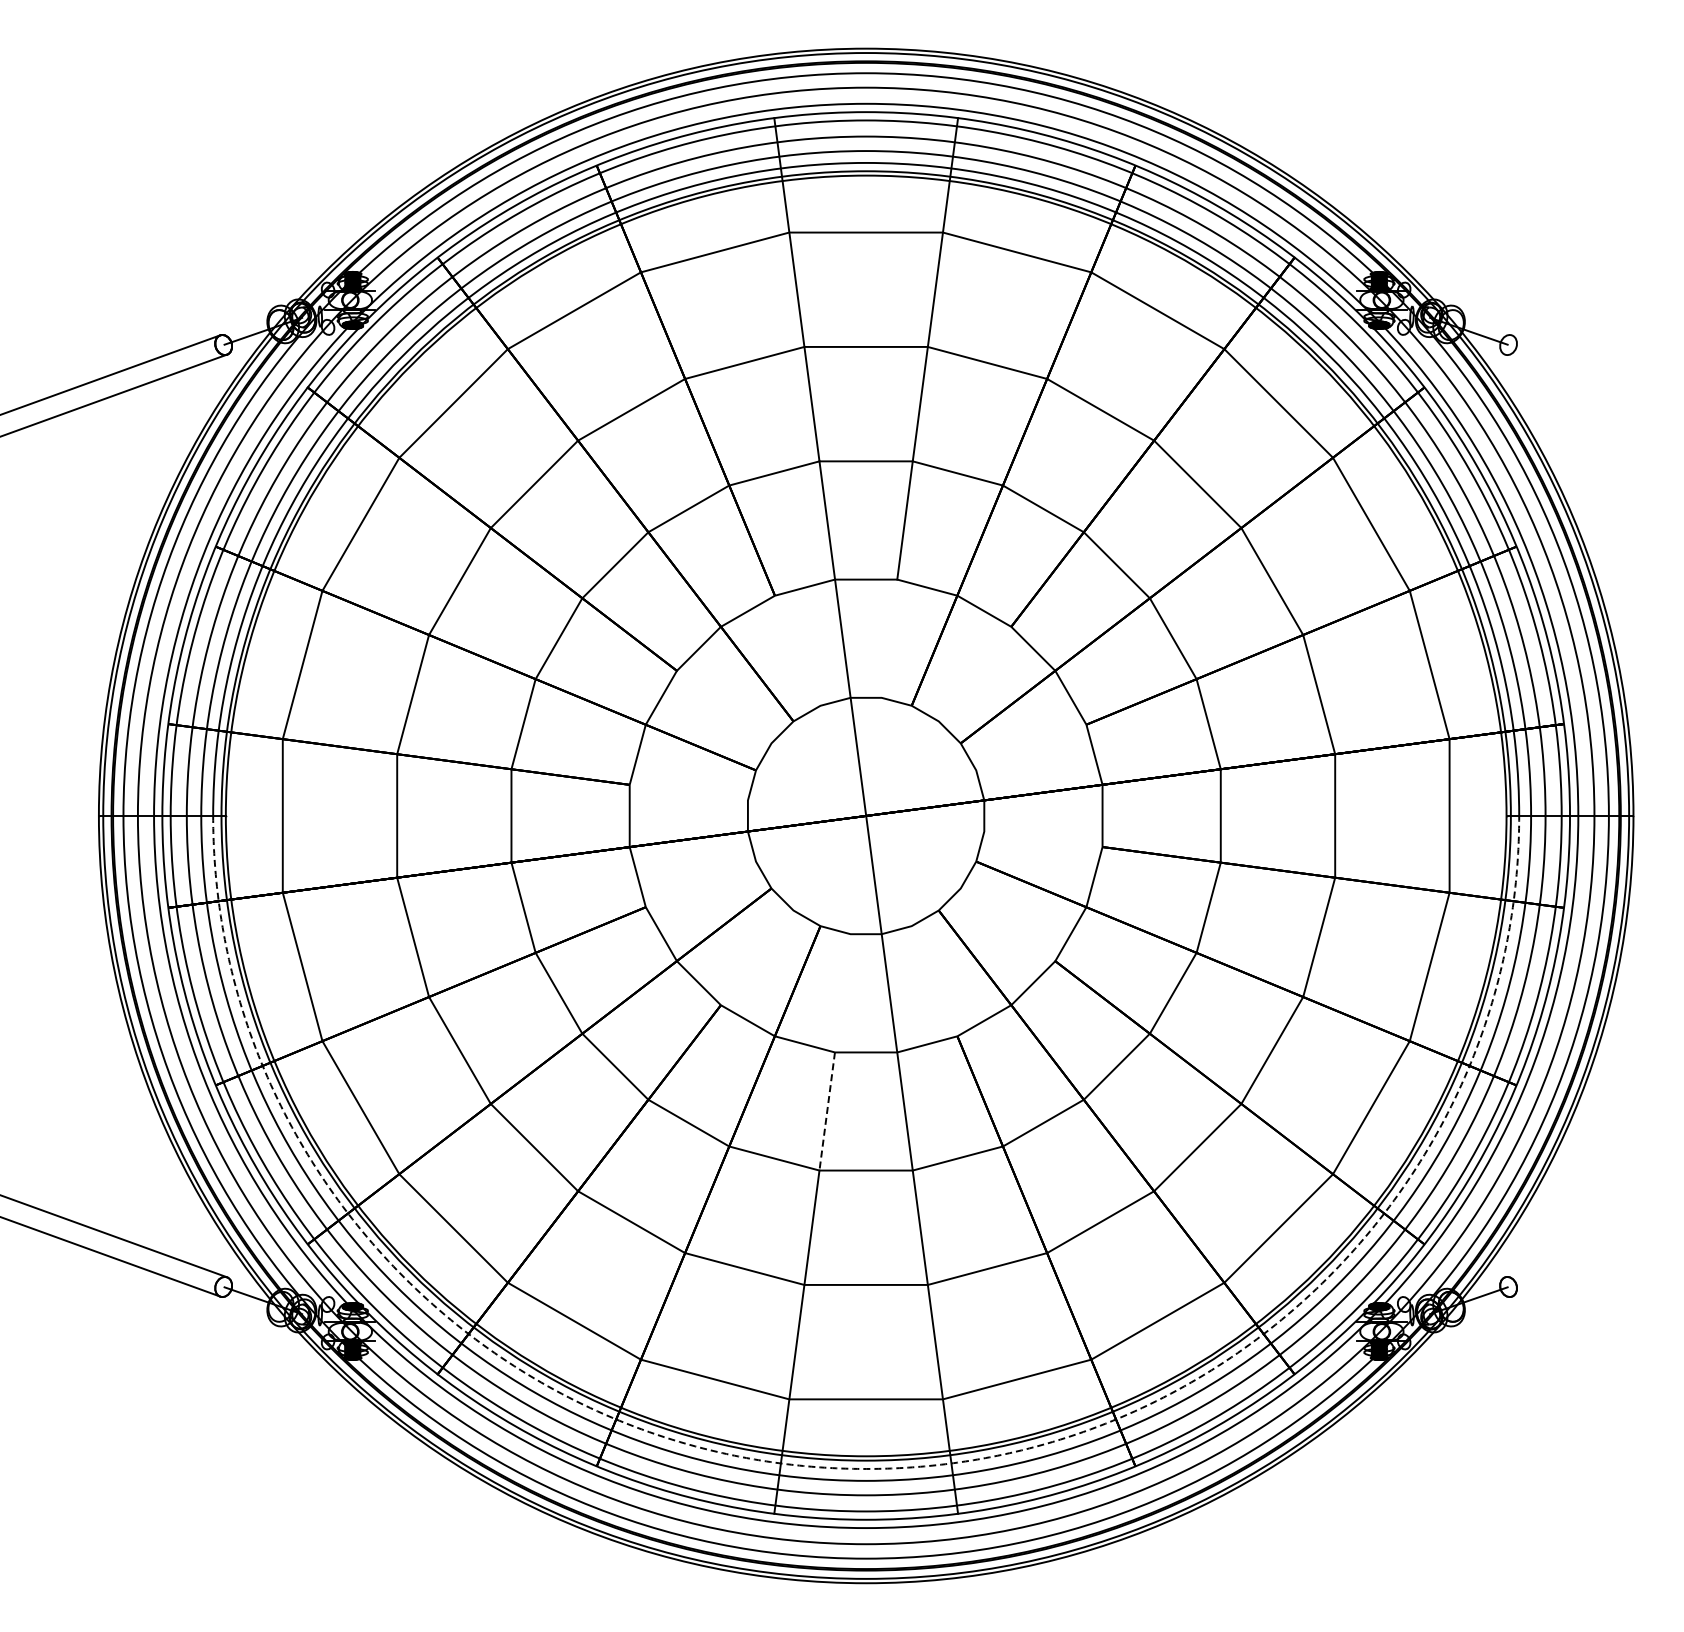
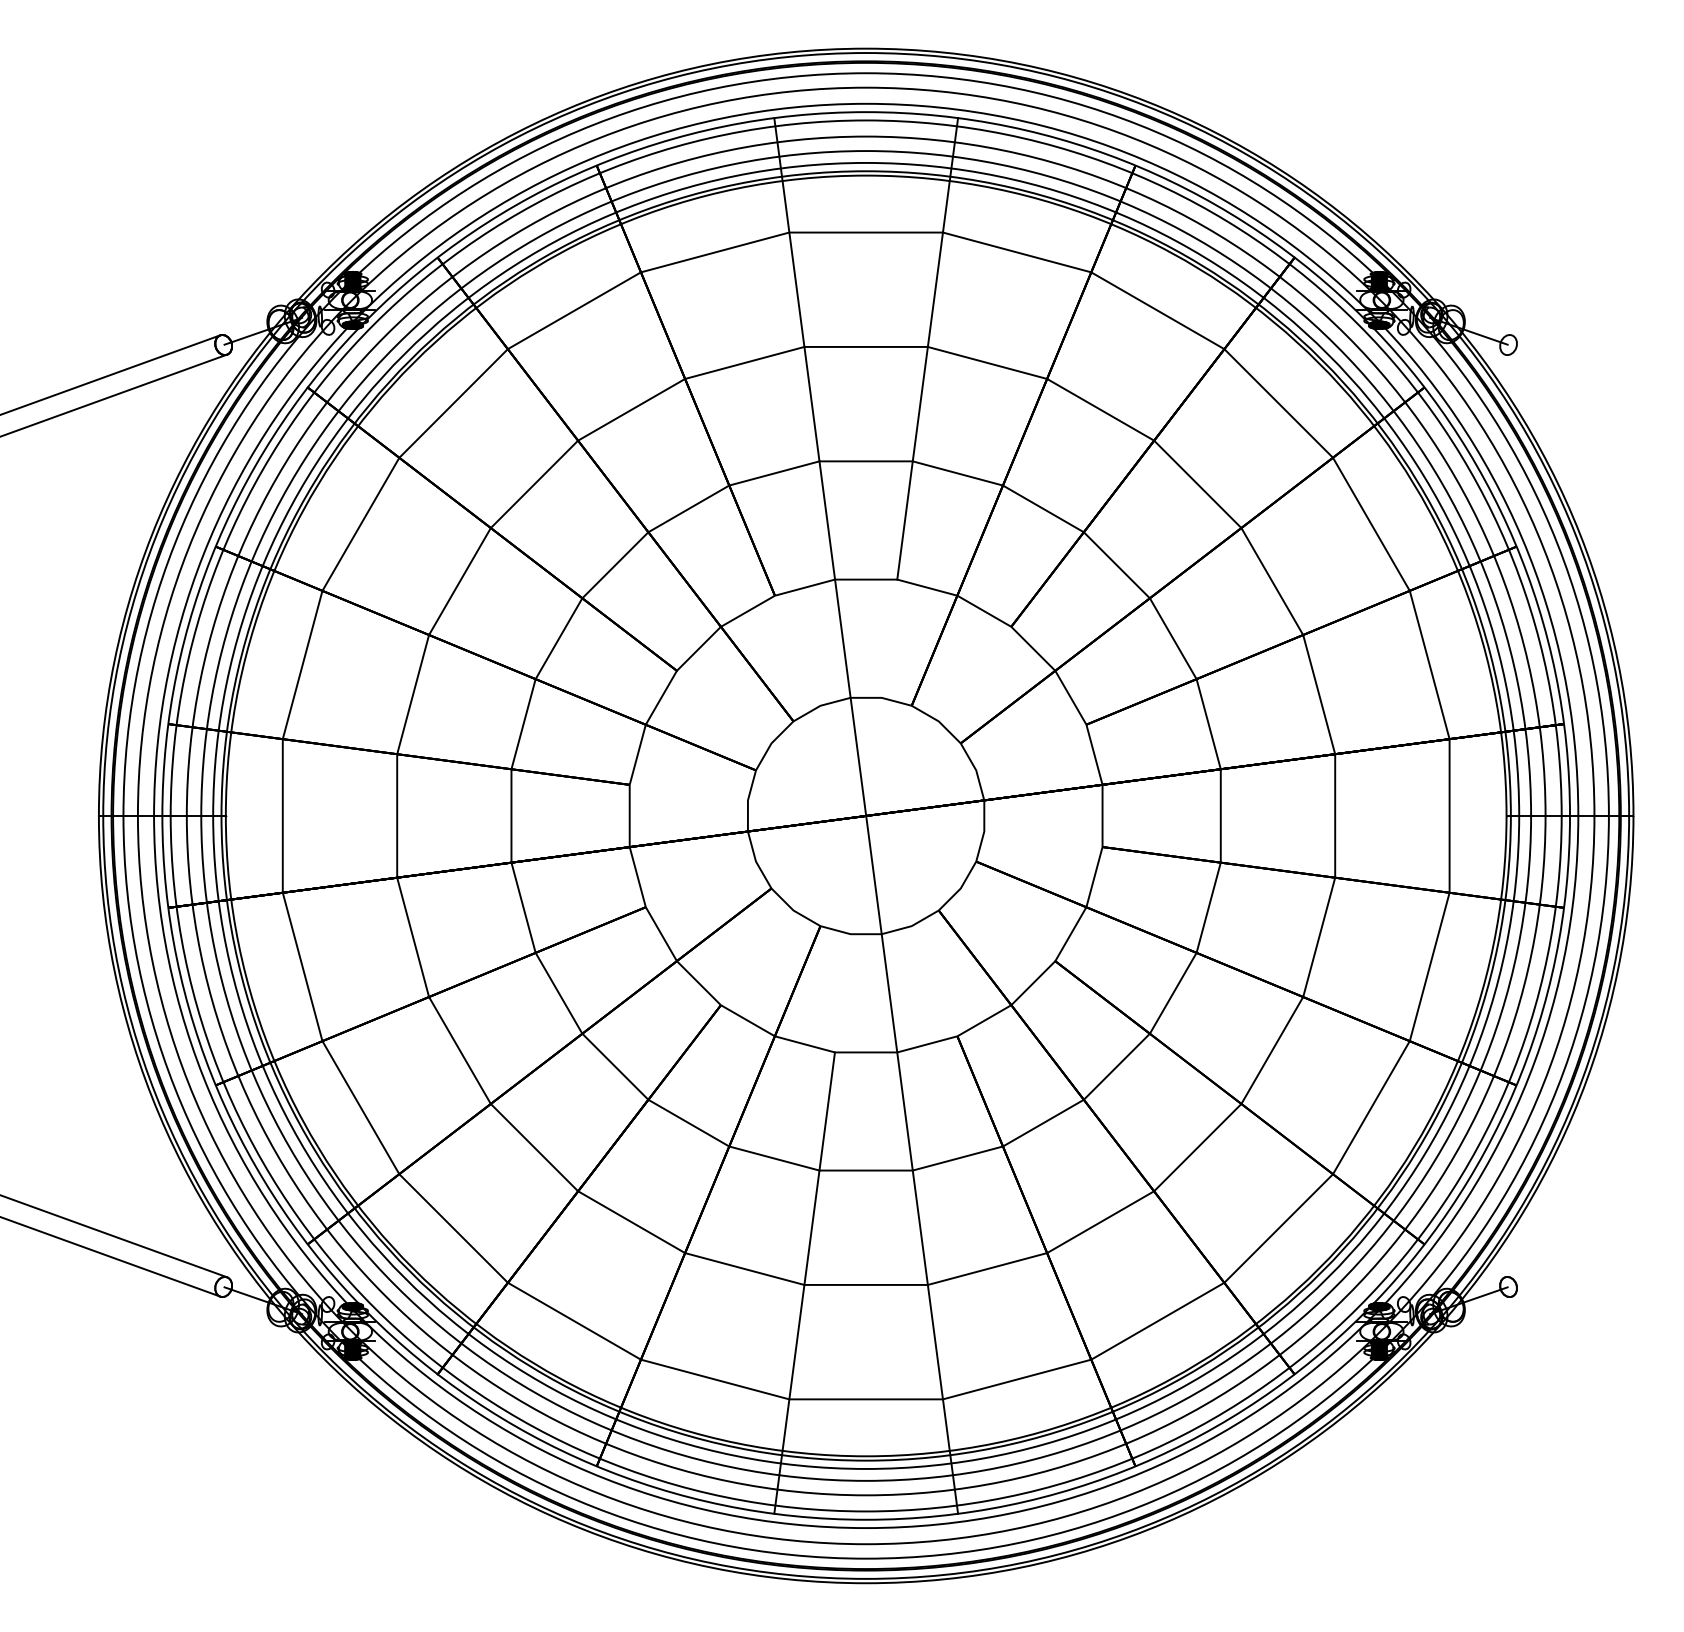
line: dashed -> solid (827, 1111)
arc: dashed -> solid (866, 1468)
